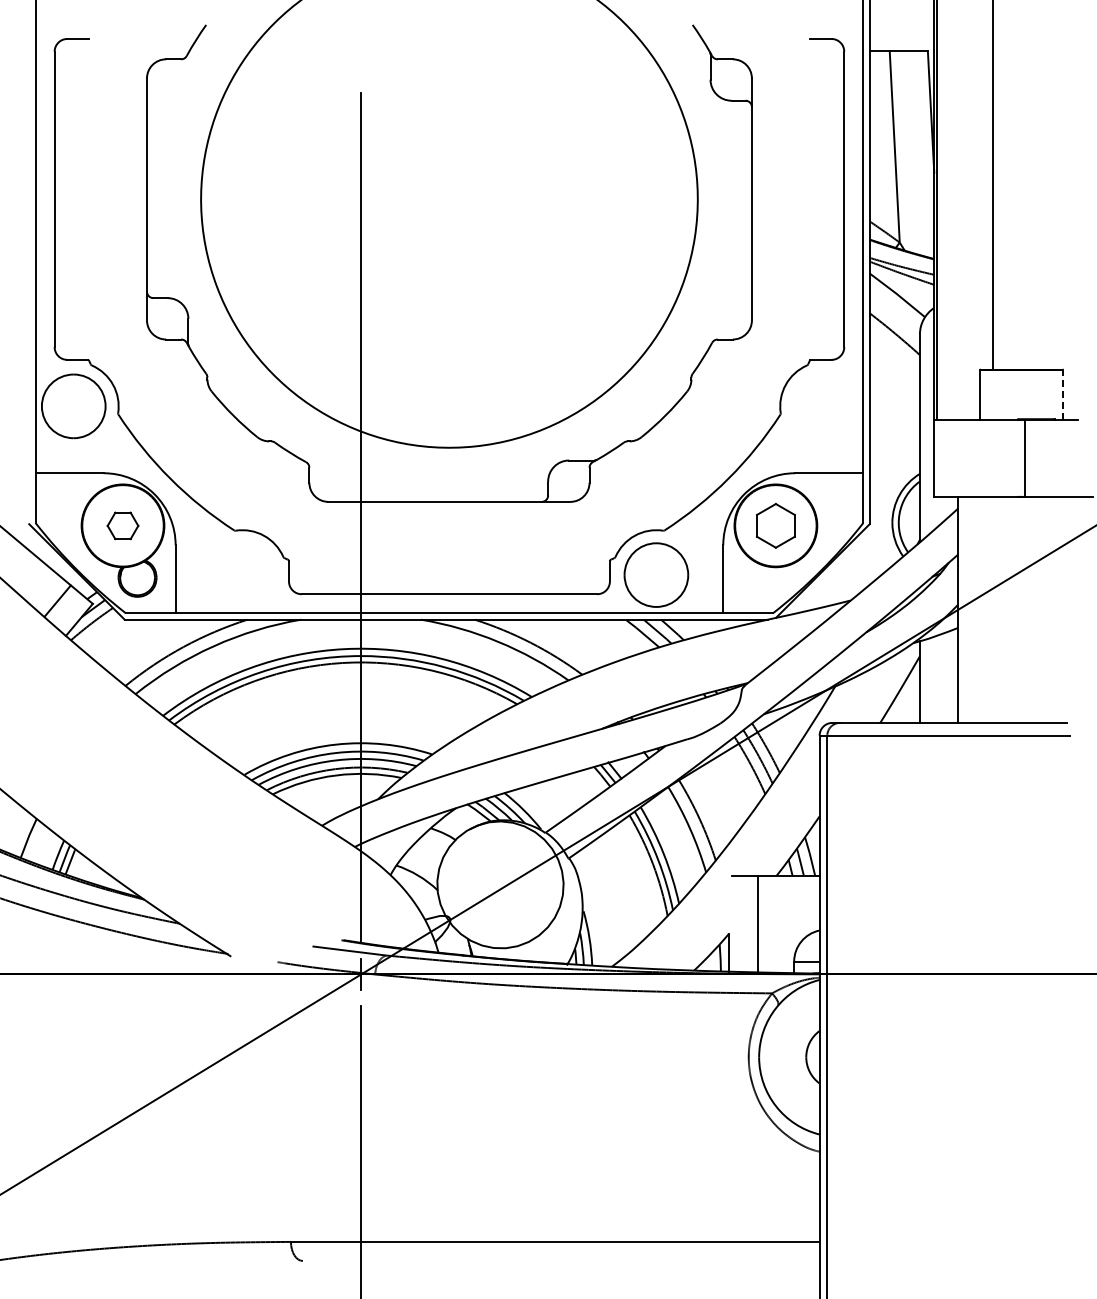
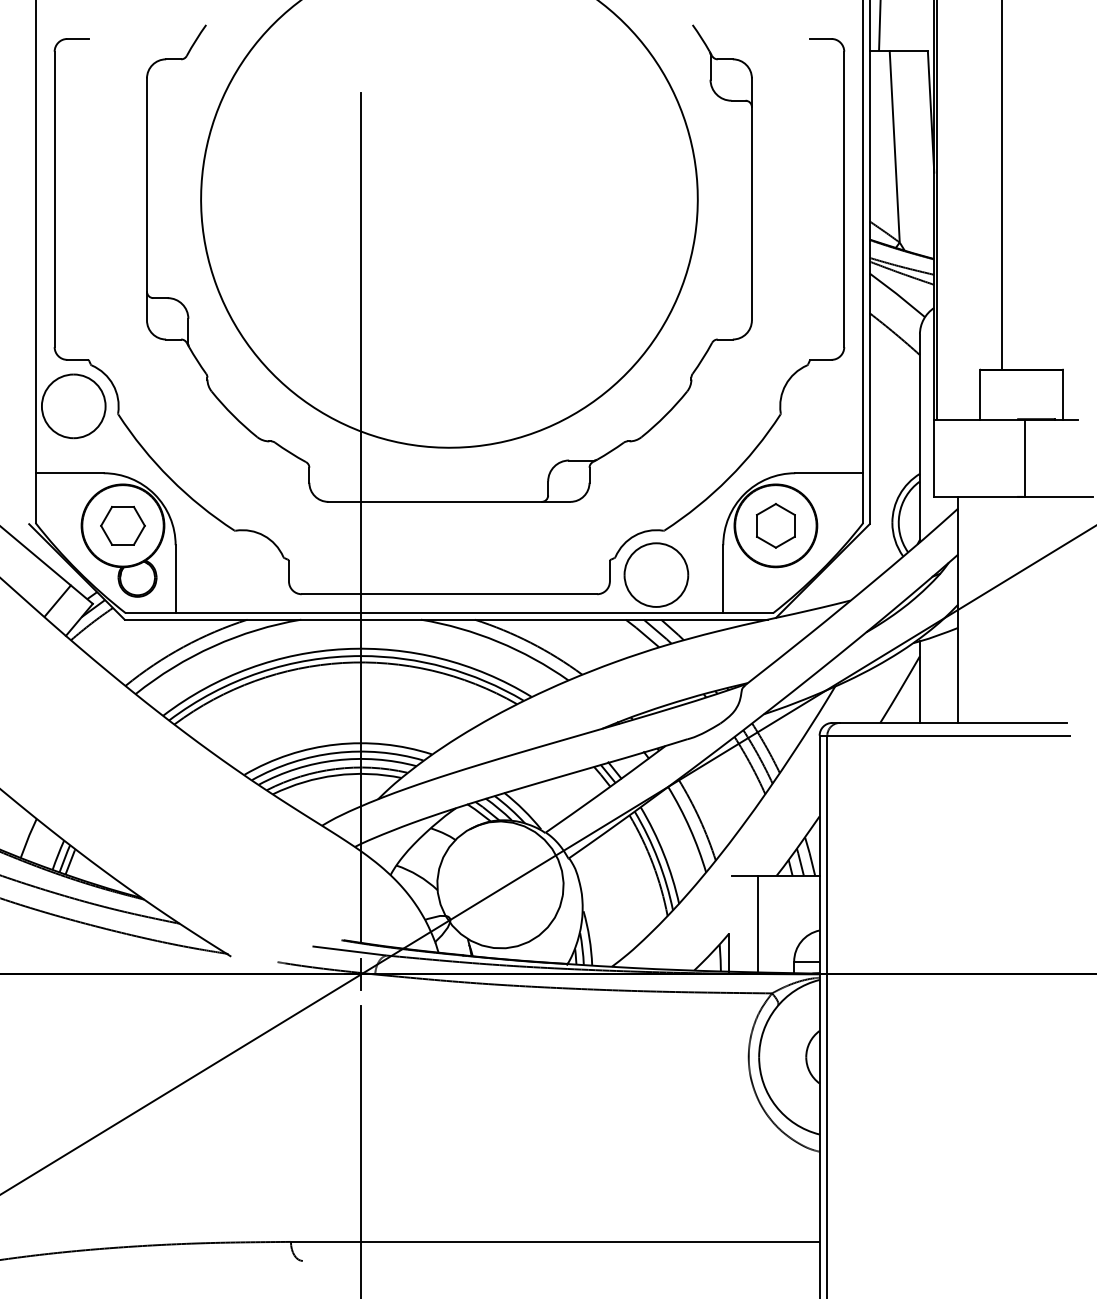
line: none -> present (879, 26)
line position: (993, 185) -> (1002, 185) (1002, 185)
line: dashed -> solid (1063, 394)
part size: 34x30 px -> 46x40 px (122, 525)
